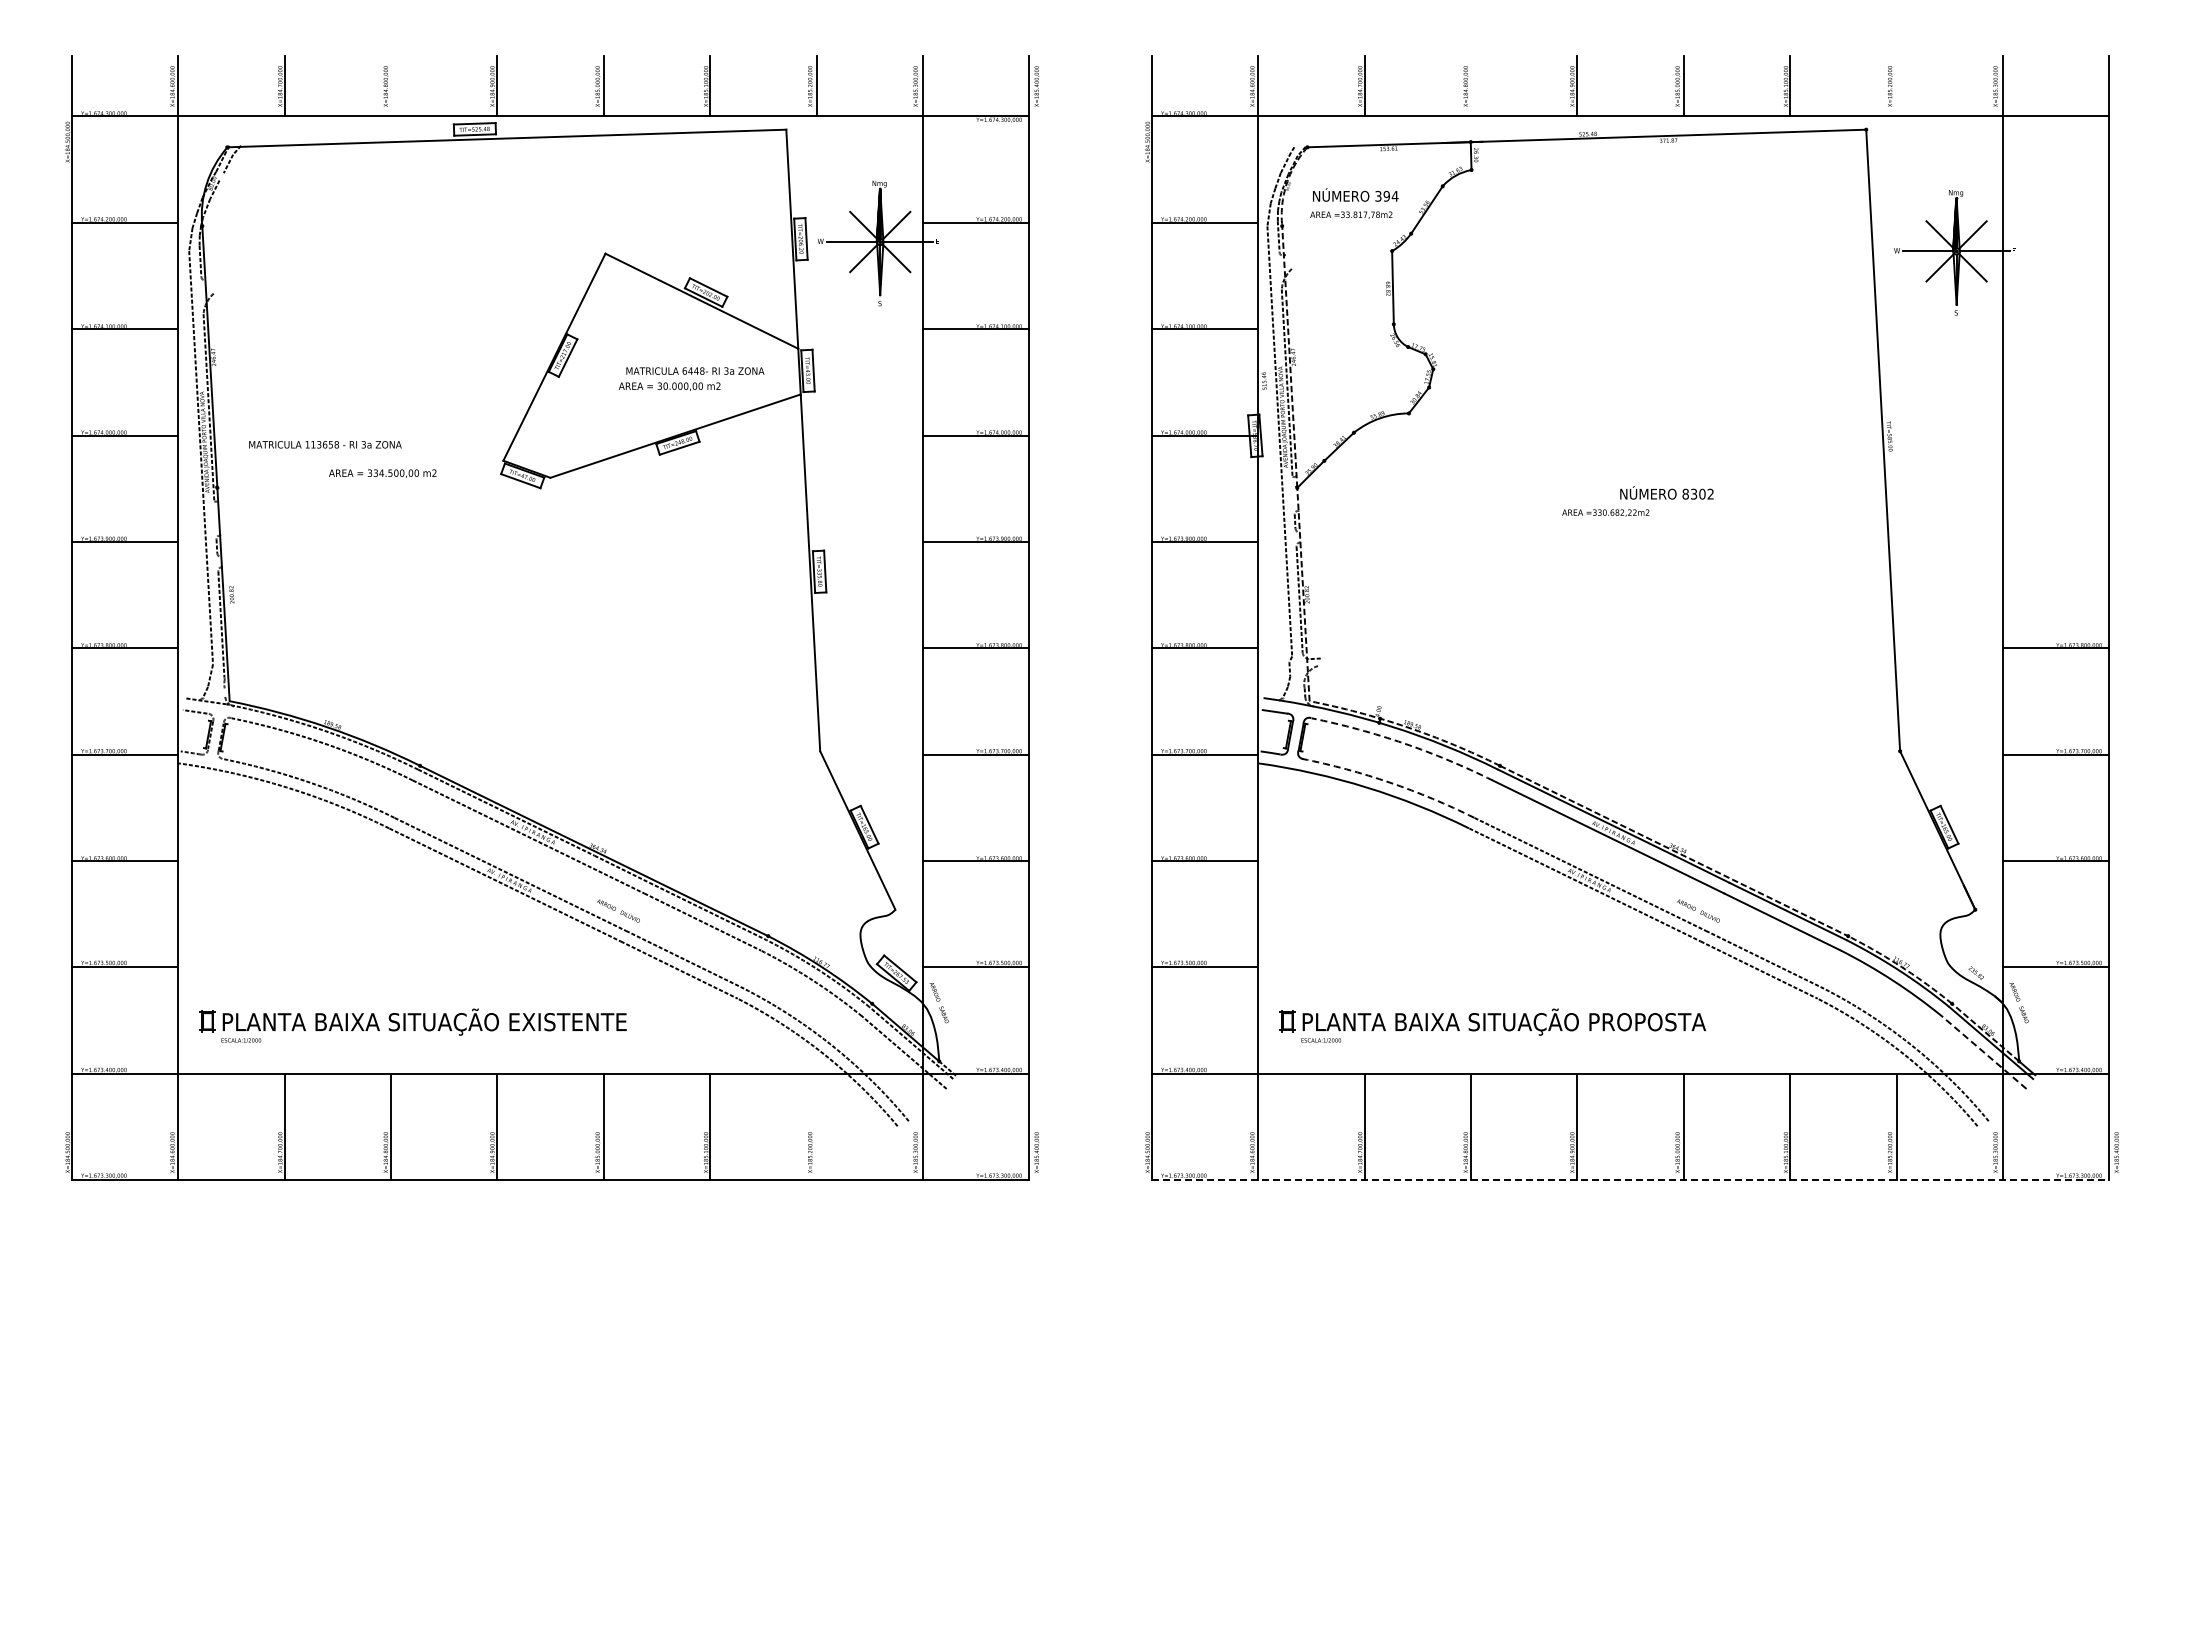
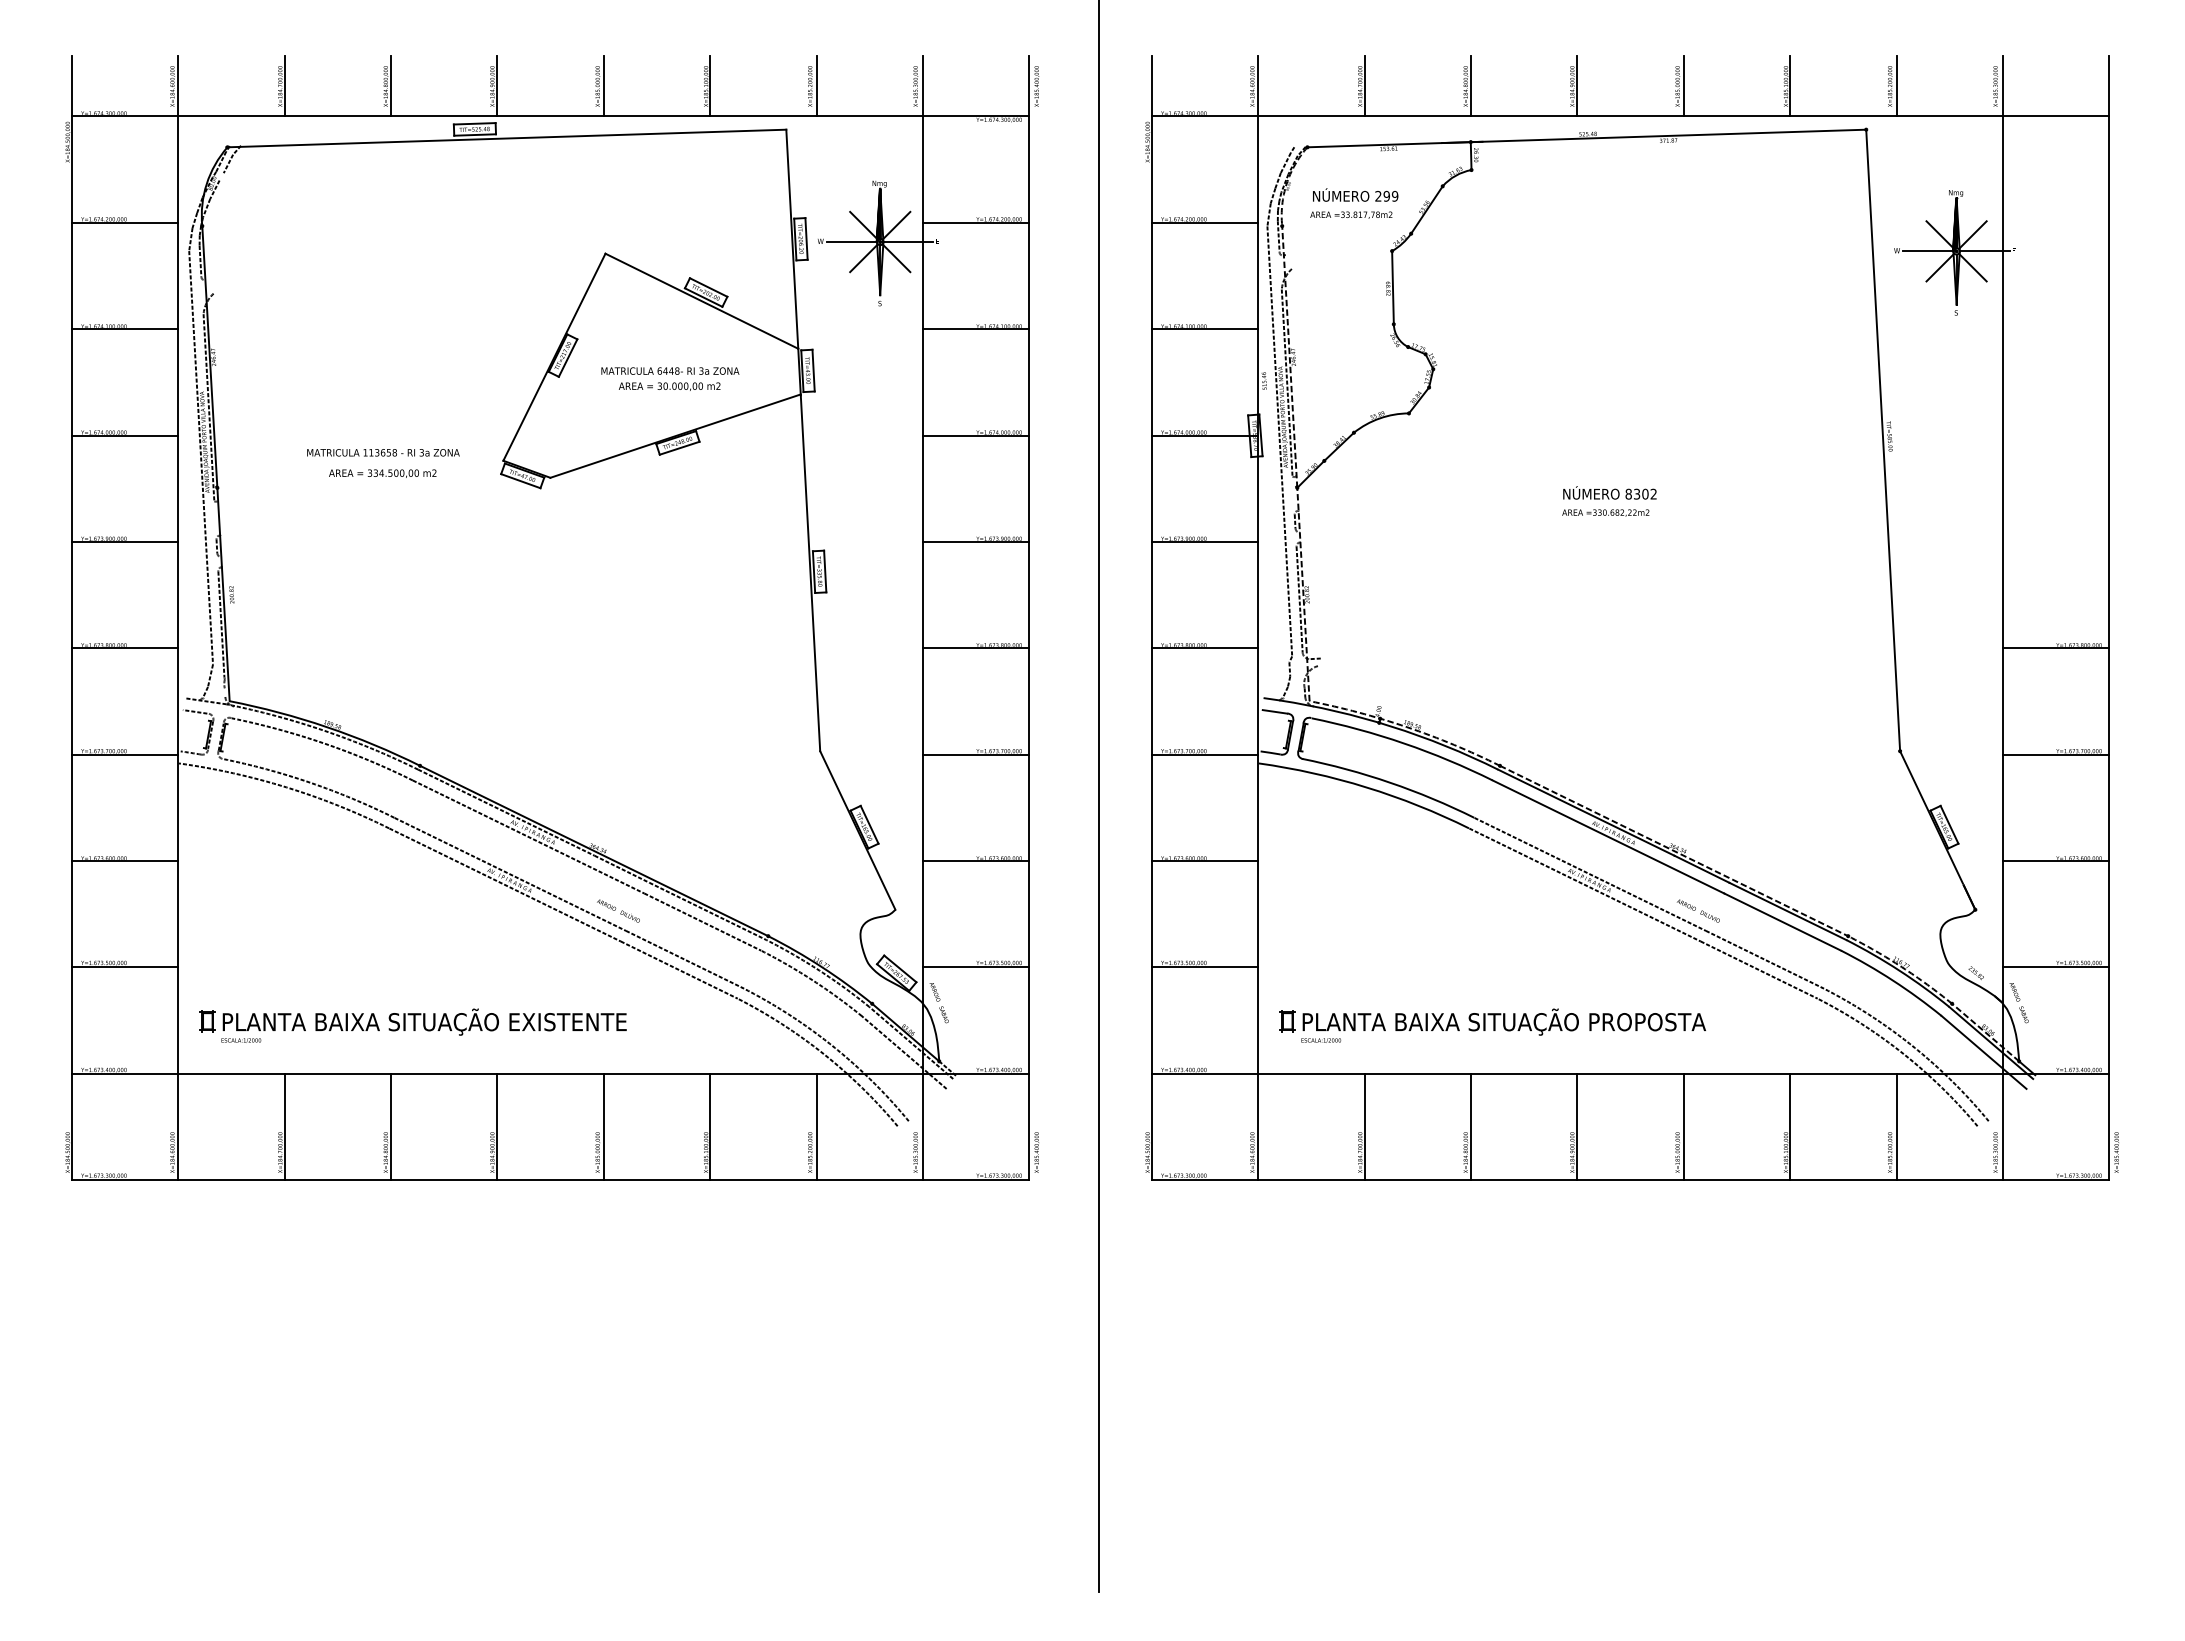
line: none -> present (391, 86)
line: none -> present (1471, 86)
line: none -> present (1896, 86)
text: 394 -> 299 (1386, 196)
text position: (695, 370) -> (670, 370) (670, 370)
text position: (325, 444) -> (383, 452) (383, 452)
text position: (1666, 492) -> (1609, 492) (1609, 492)
arc: dashed -> solid (1404, 743)
arc: dashed -> solid (1390, 782)
line: none -> present (1098, 796)
line: dashed -> solid (1983, 1052)
line: none -> present (816, 1126)
line: dashed -> solid (1630, 1180)
